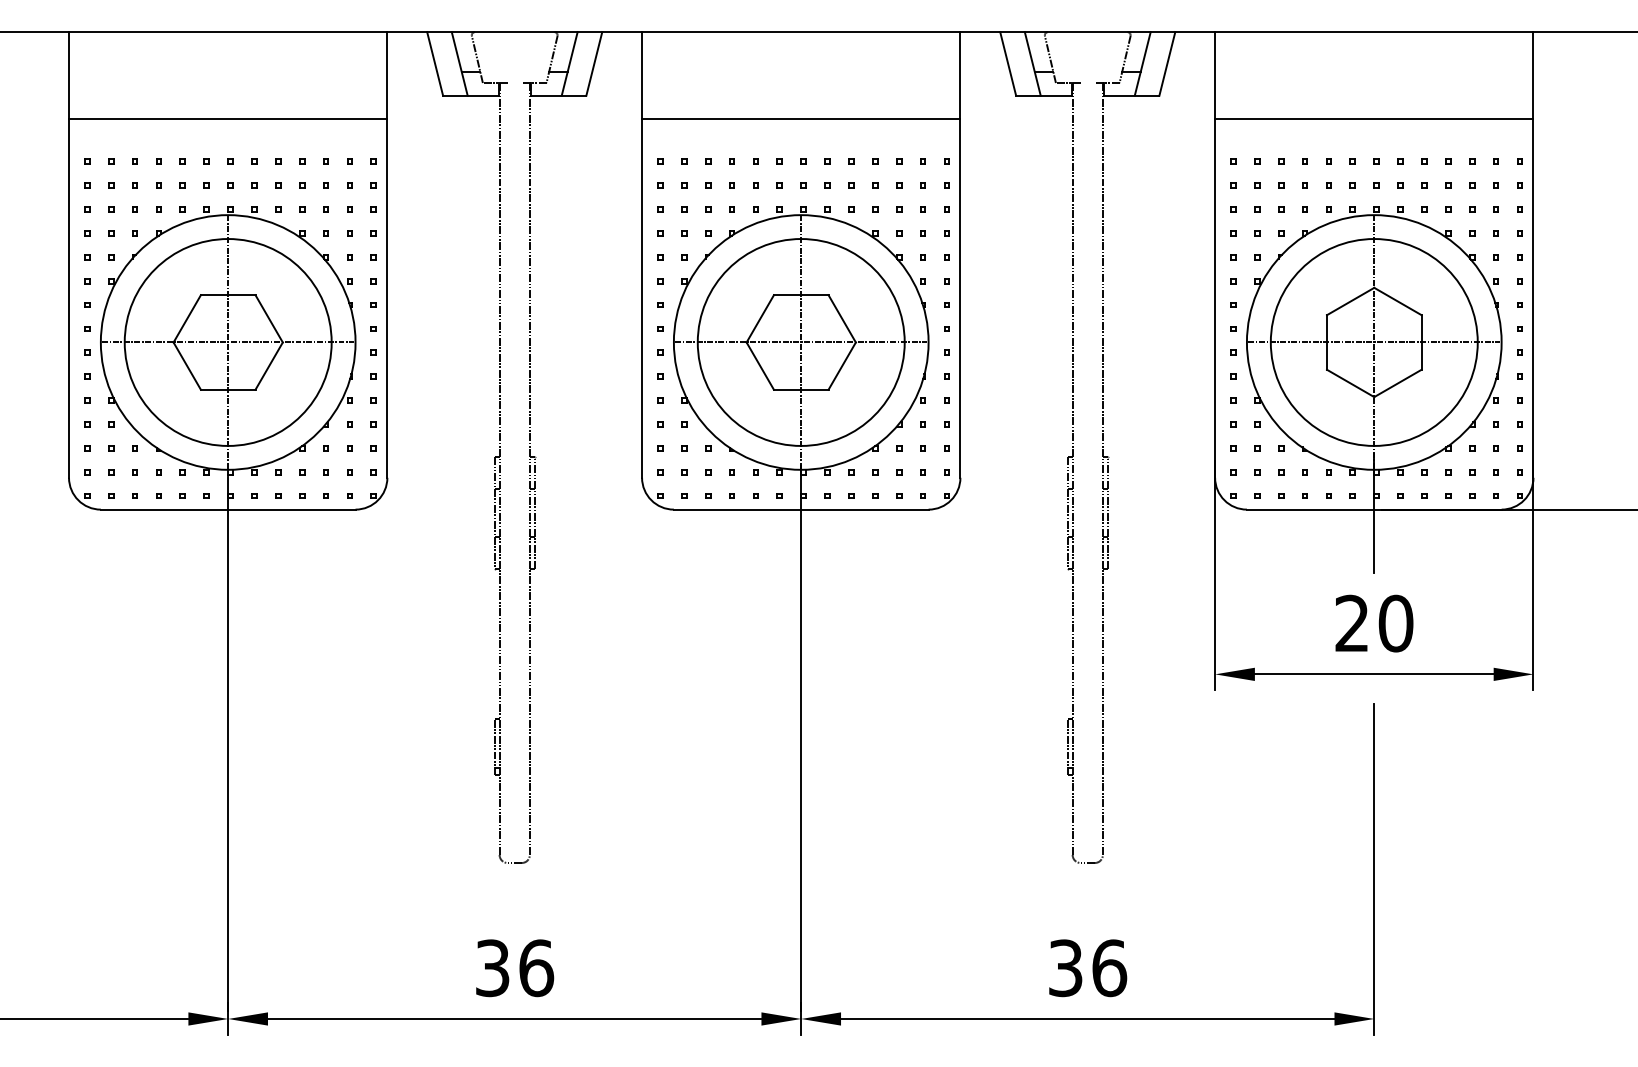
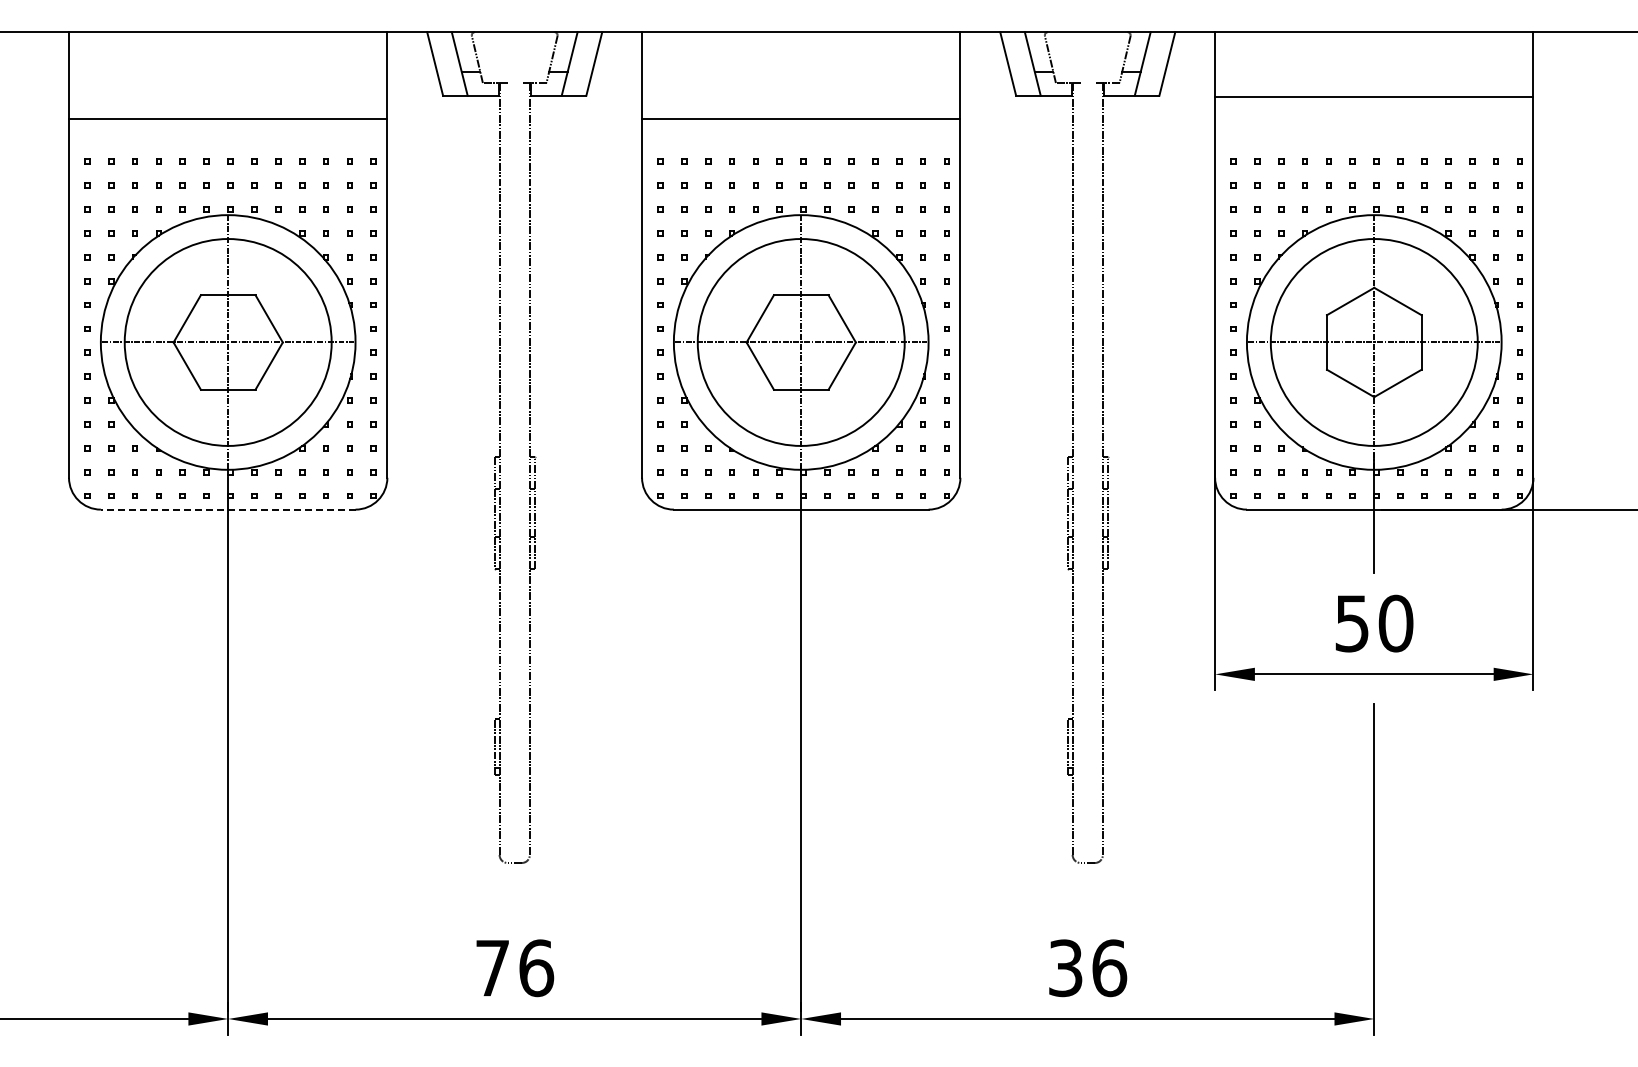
line position: (1374, 119) -> (1374, 97) (1374, 97)
line: solid -> dashed (227, 509)
text: 20 -> 50 (1351, 623)
text: 36 -> 76 (492, 968)
